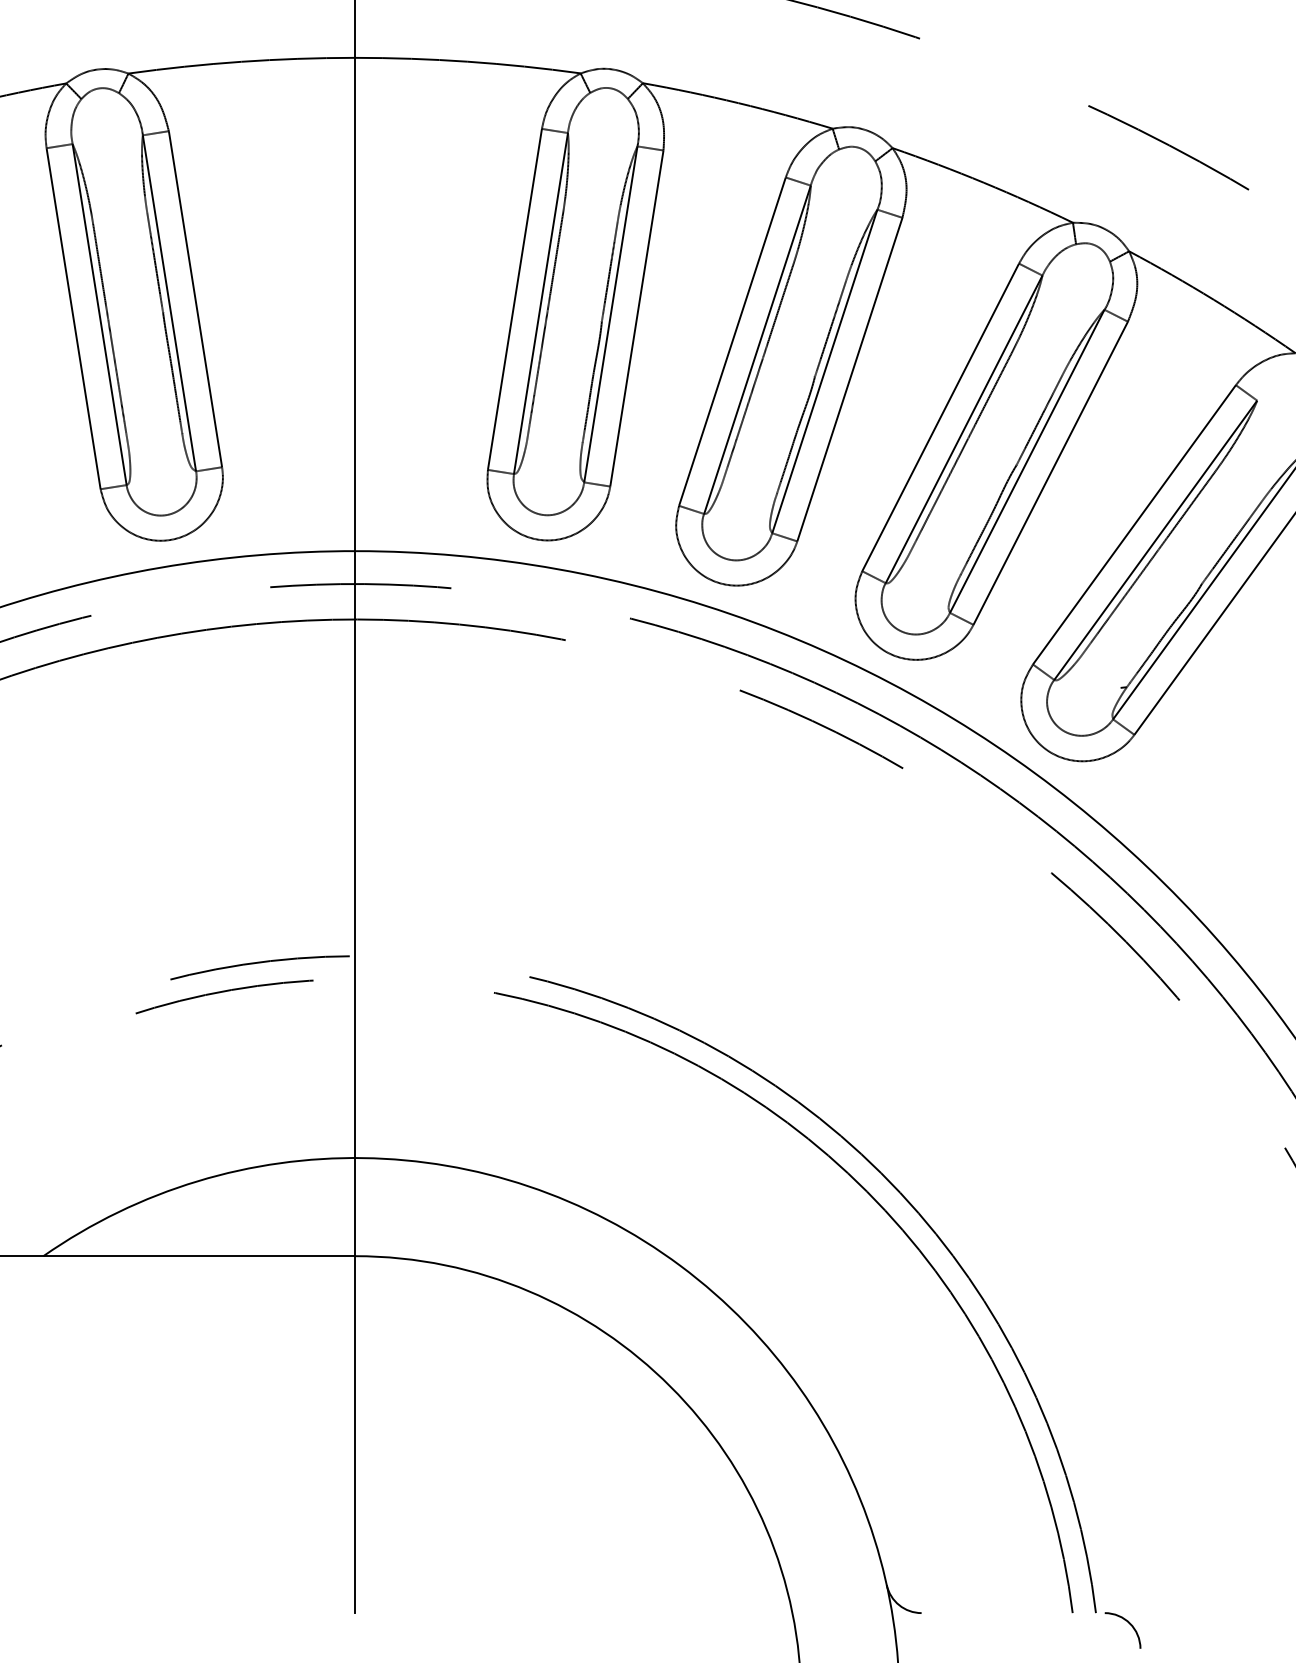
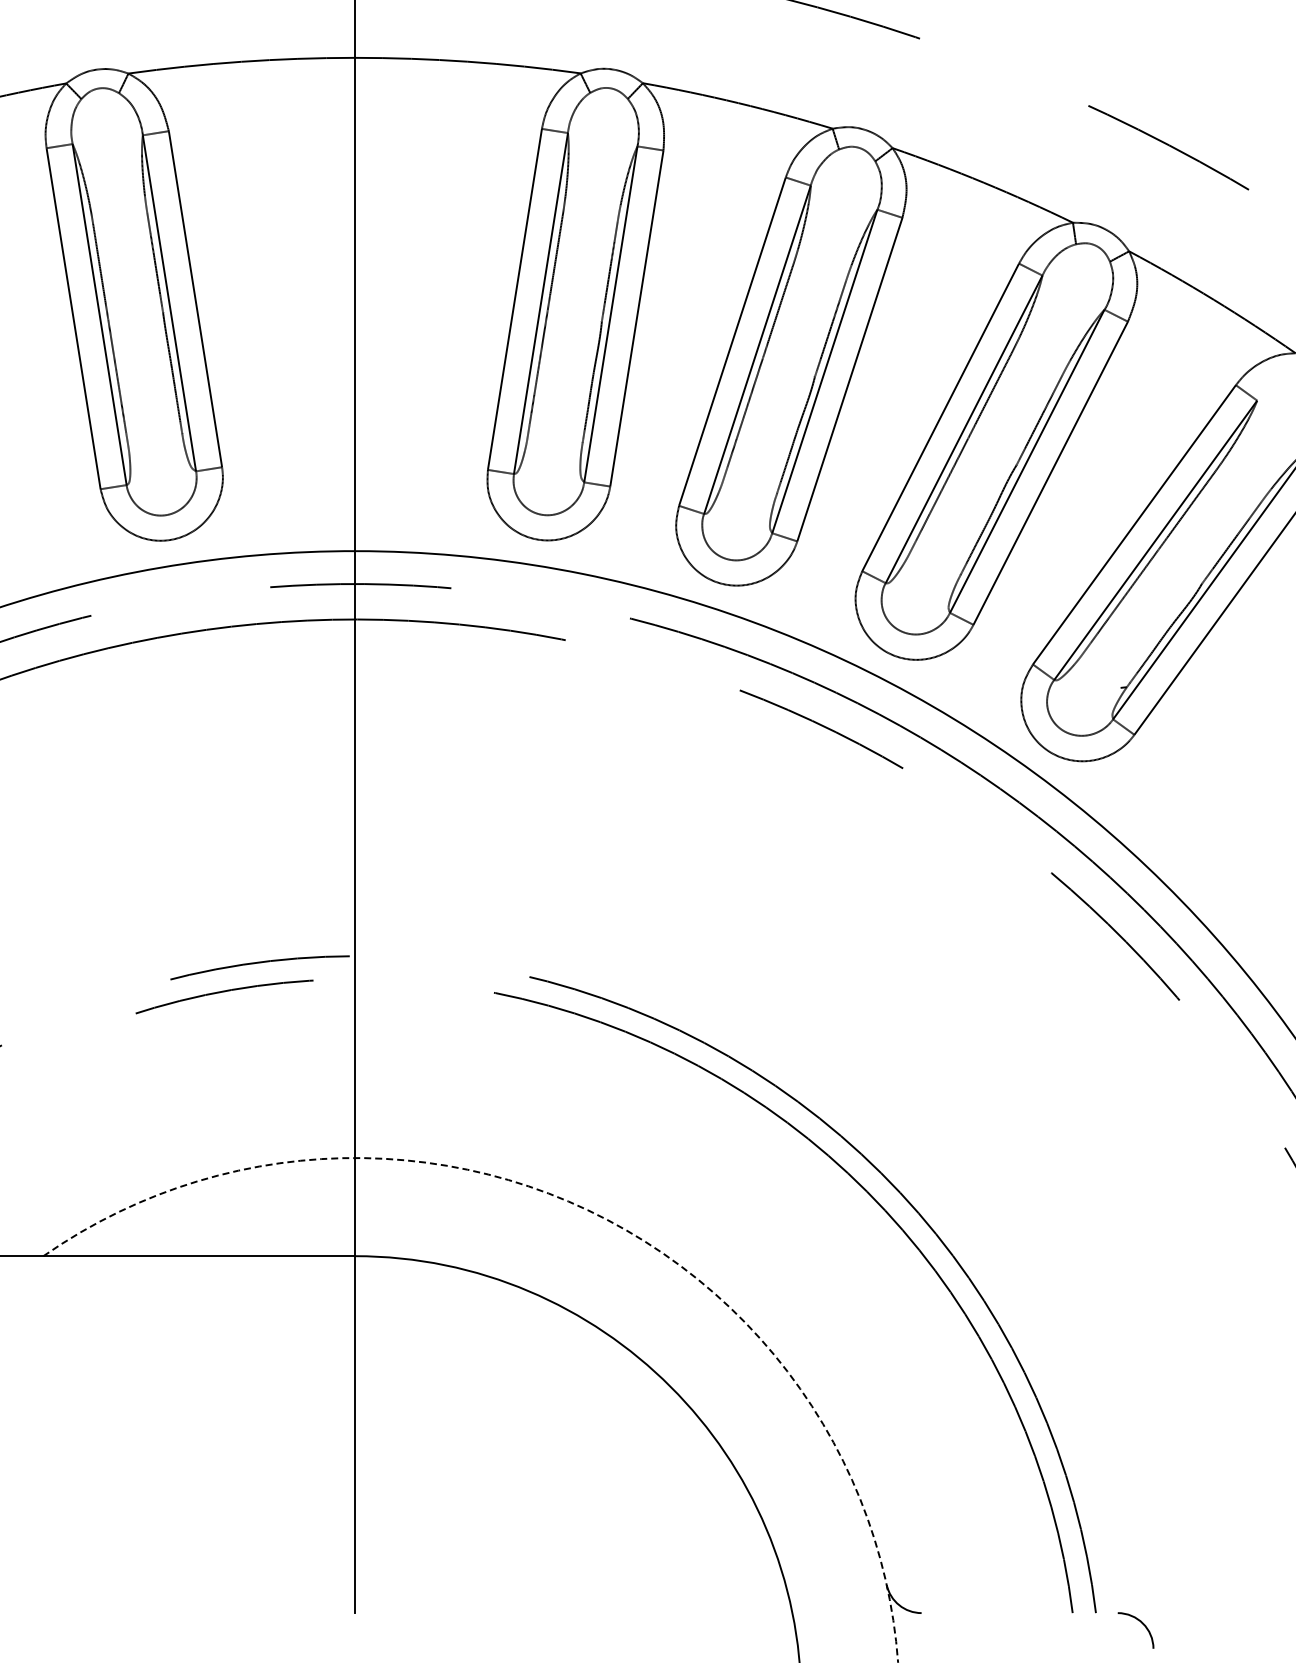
arc: solid -> dashed (587, 1210)
arc position: (1128, 1623) -> (1141, 1623) (1141, 1623)
